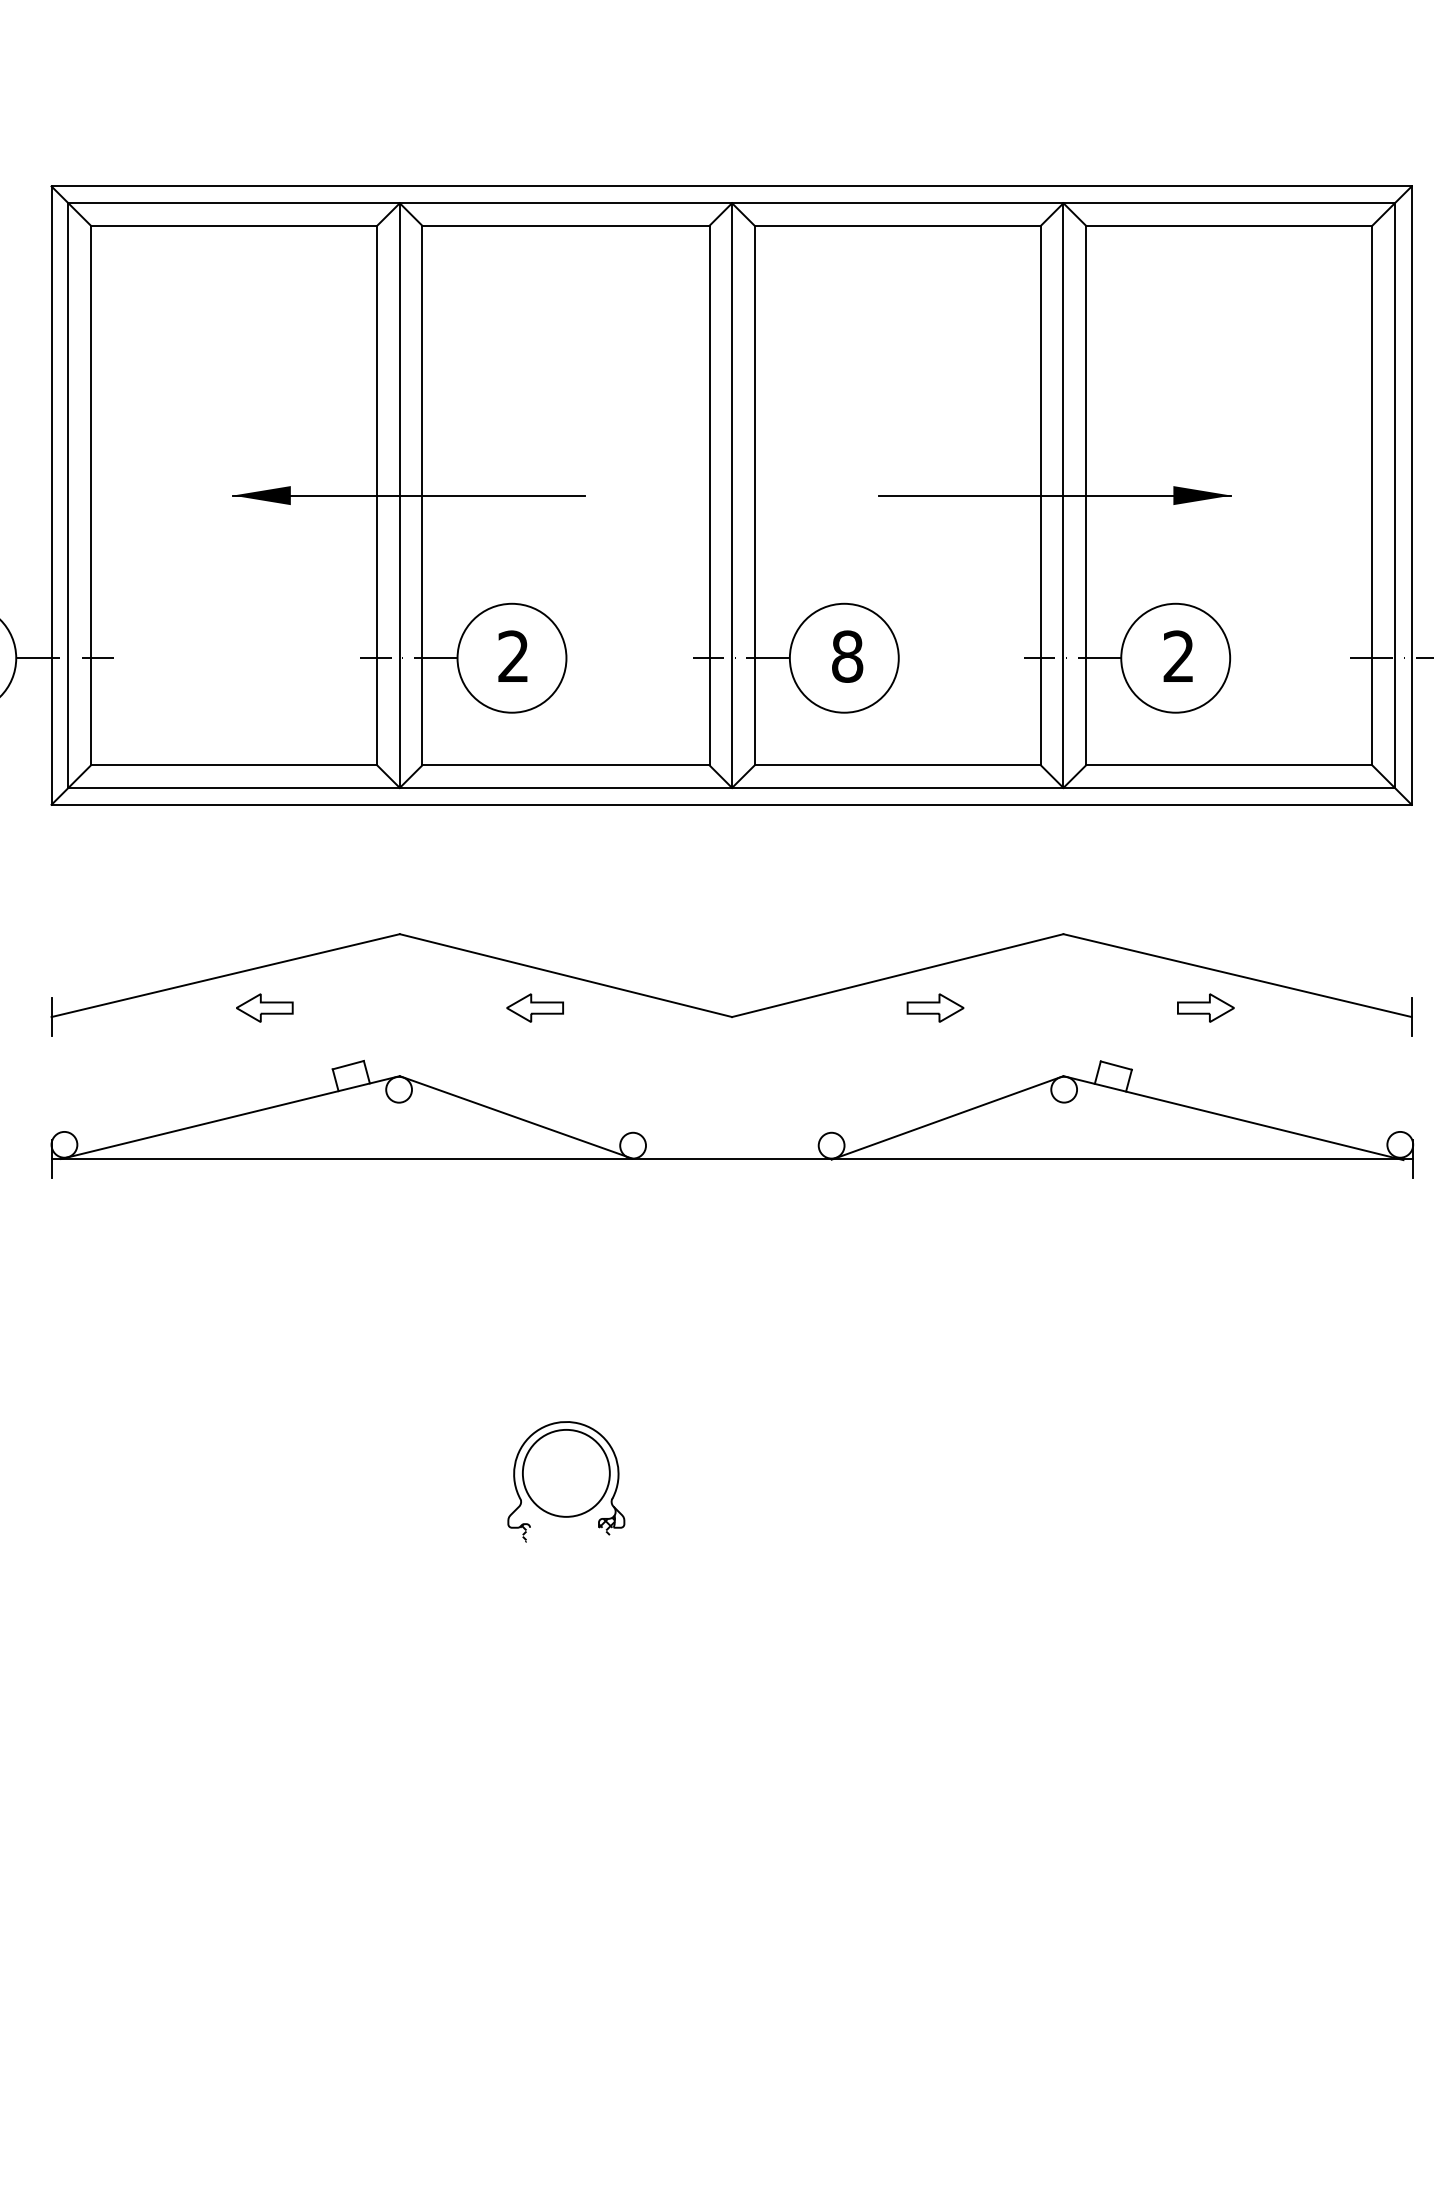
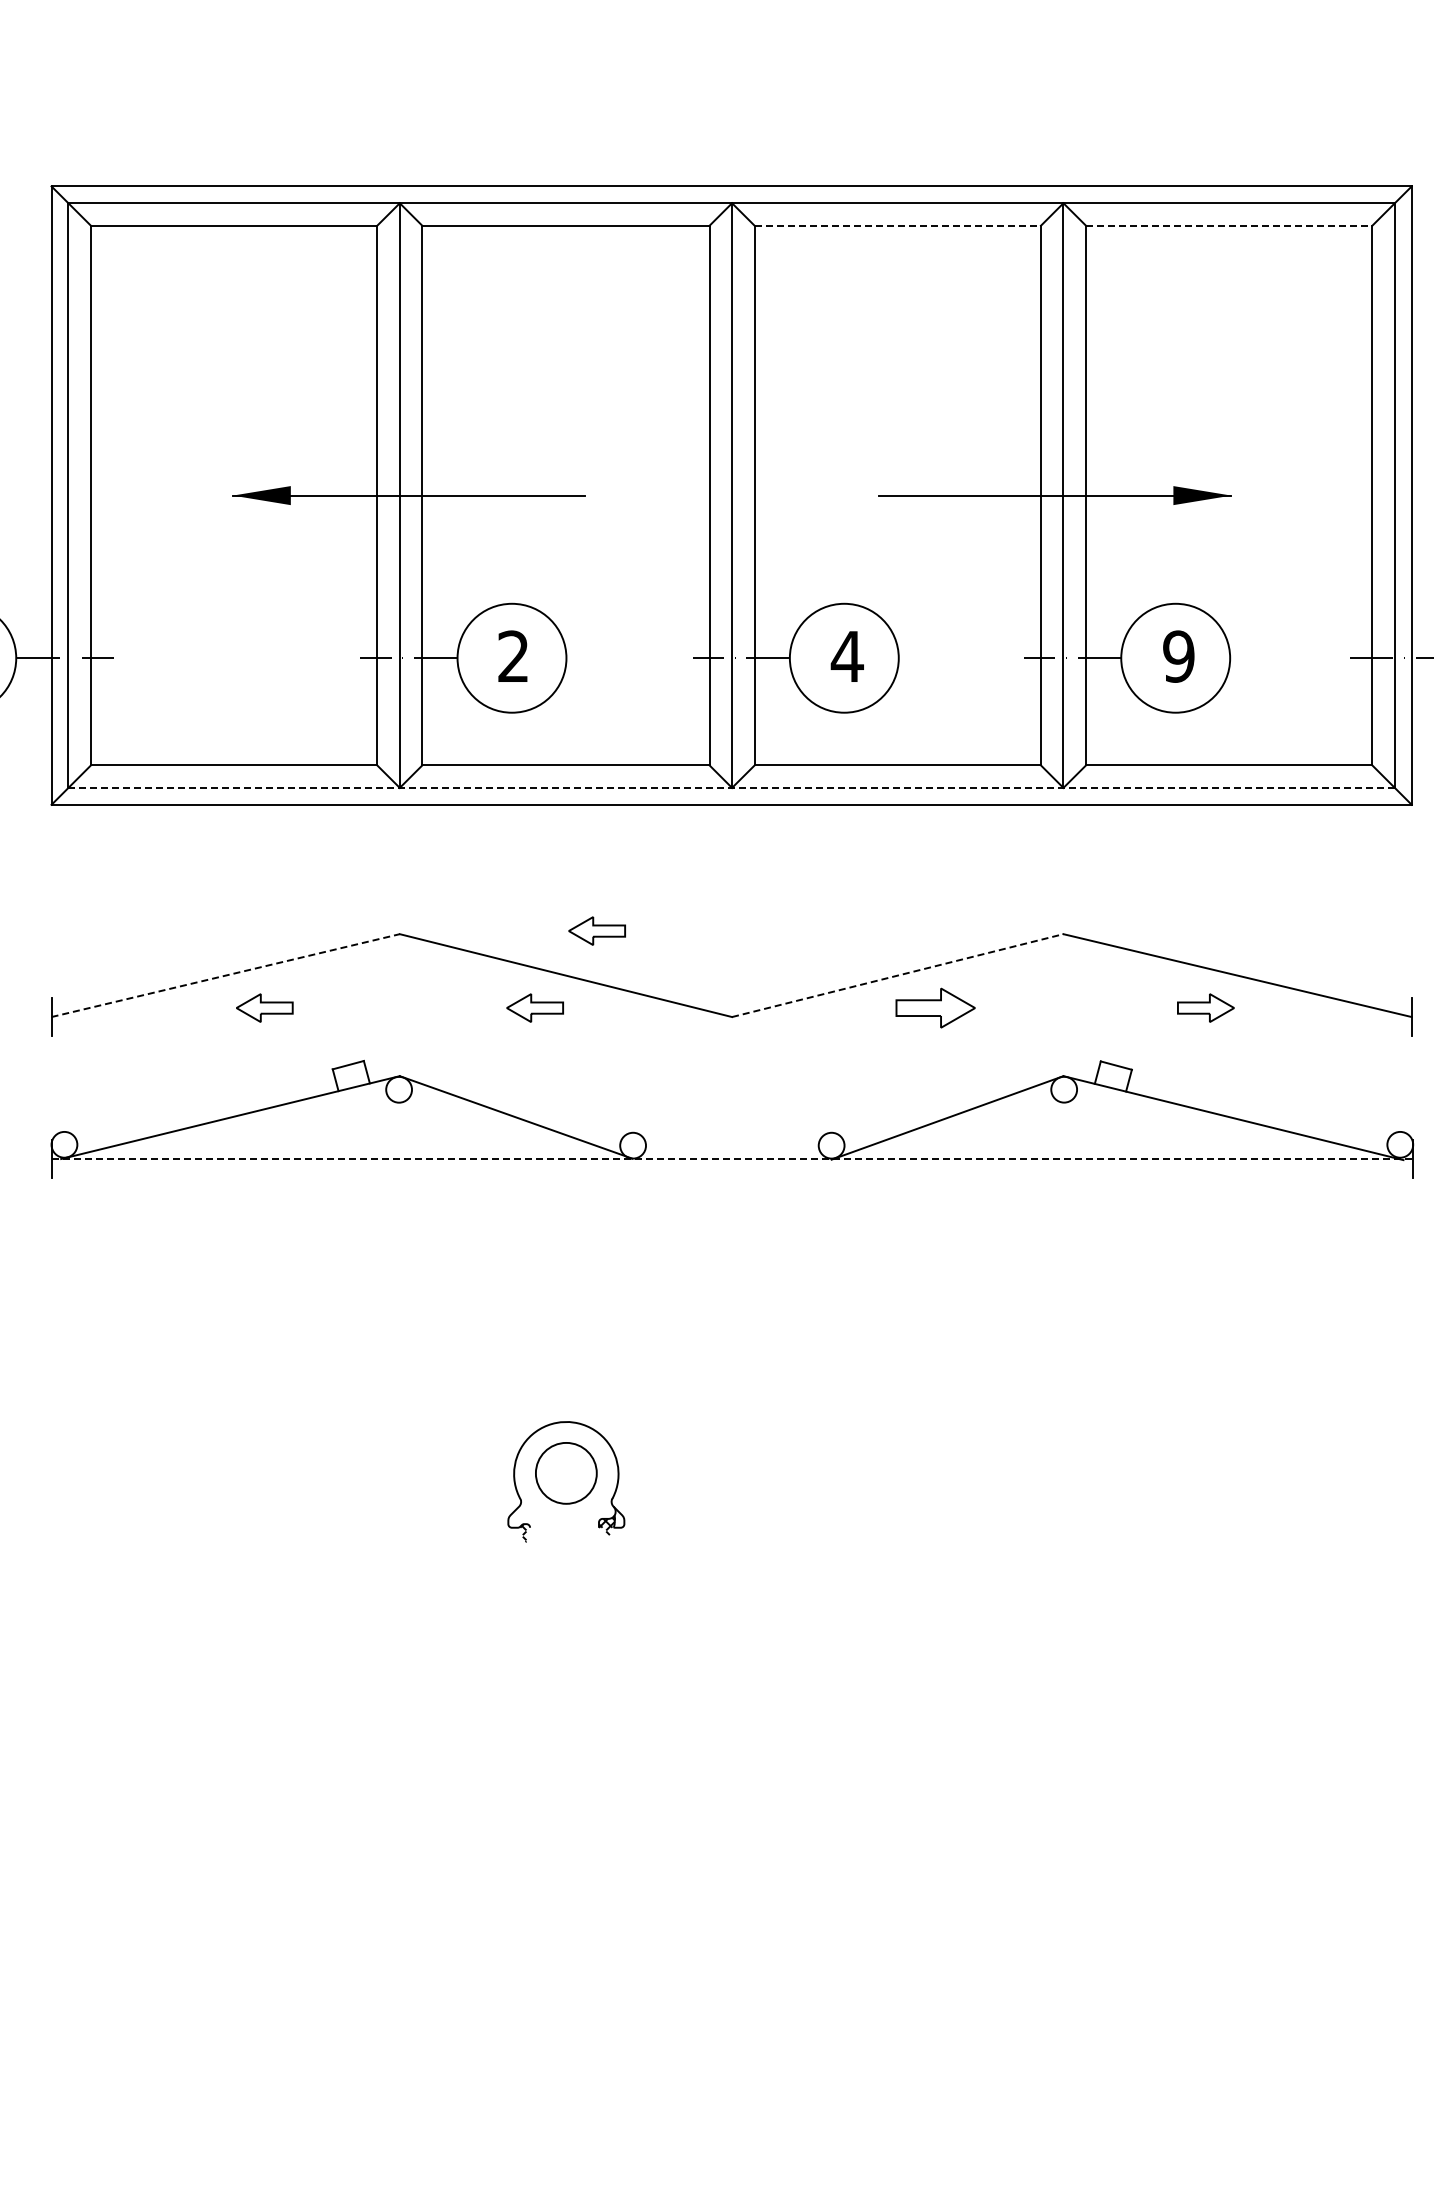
line: solid -> dashed (898, 225)
line: solid -> dashed (1229, 225)
text: 8 -> 4 (846, 656)
text: 2 -> 9 (1178, 656)
line: solid -> dashed (731, 787)
part: none -> present (596, 930)
line: solid -> dashed (226, 975)
line: solid -> dashed (897, 975)
part size: 59x30 px -> 81x42 px (935, 1007)
line: solid -> dashed (732, 1159)
circle diameter: 87 px -> 61 px (565, 1472)
